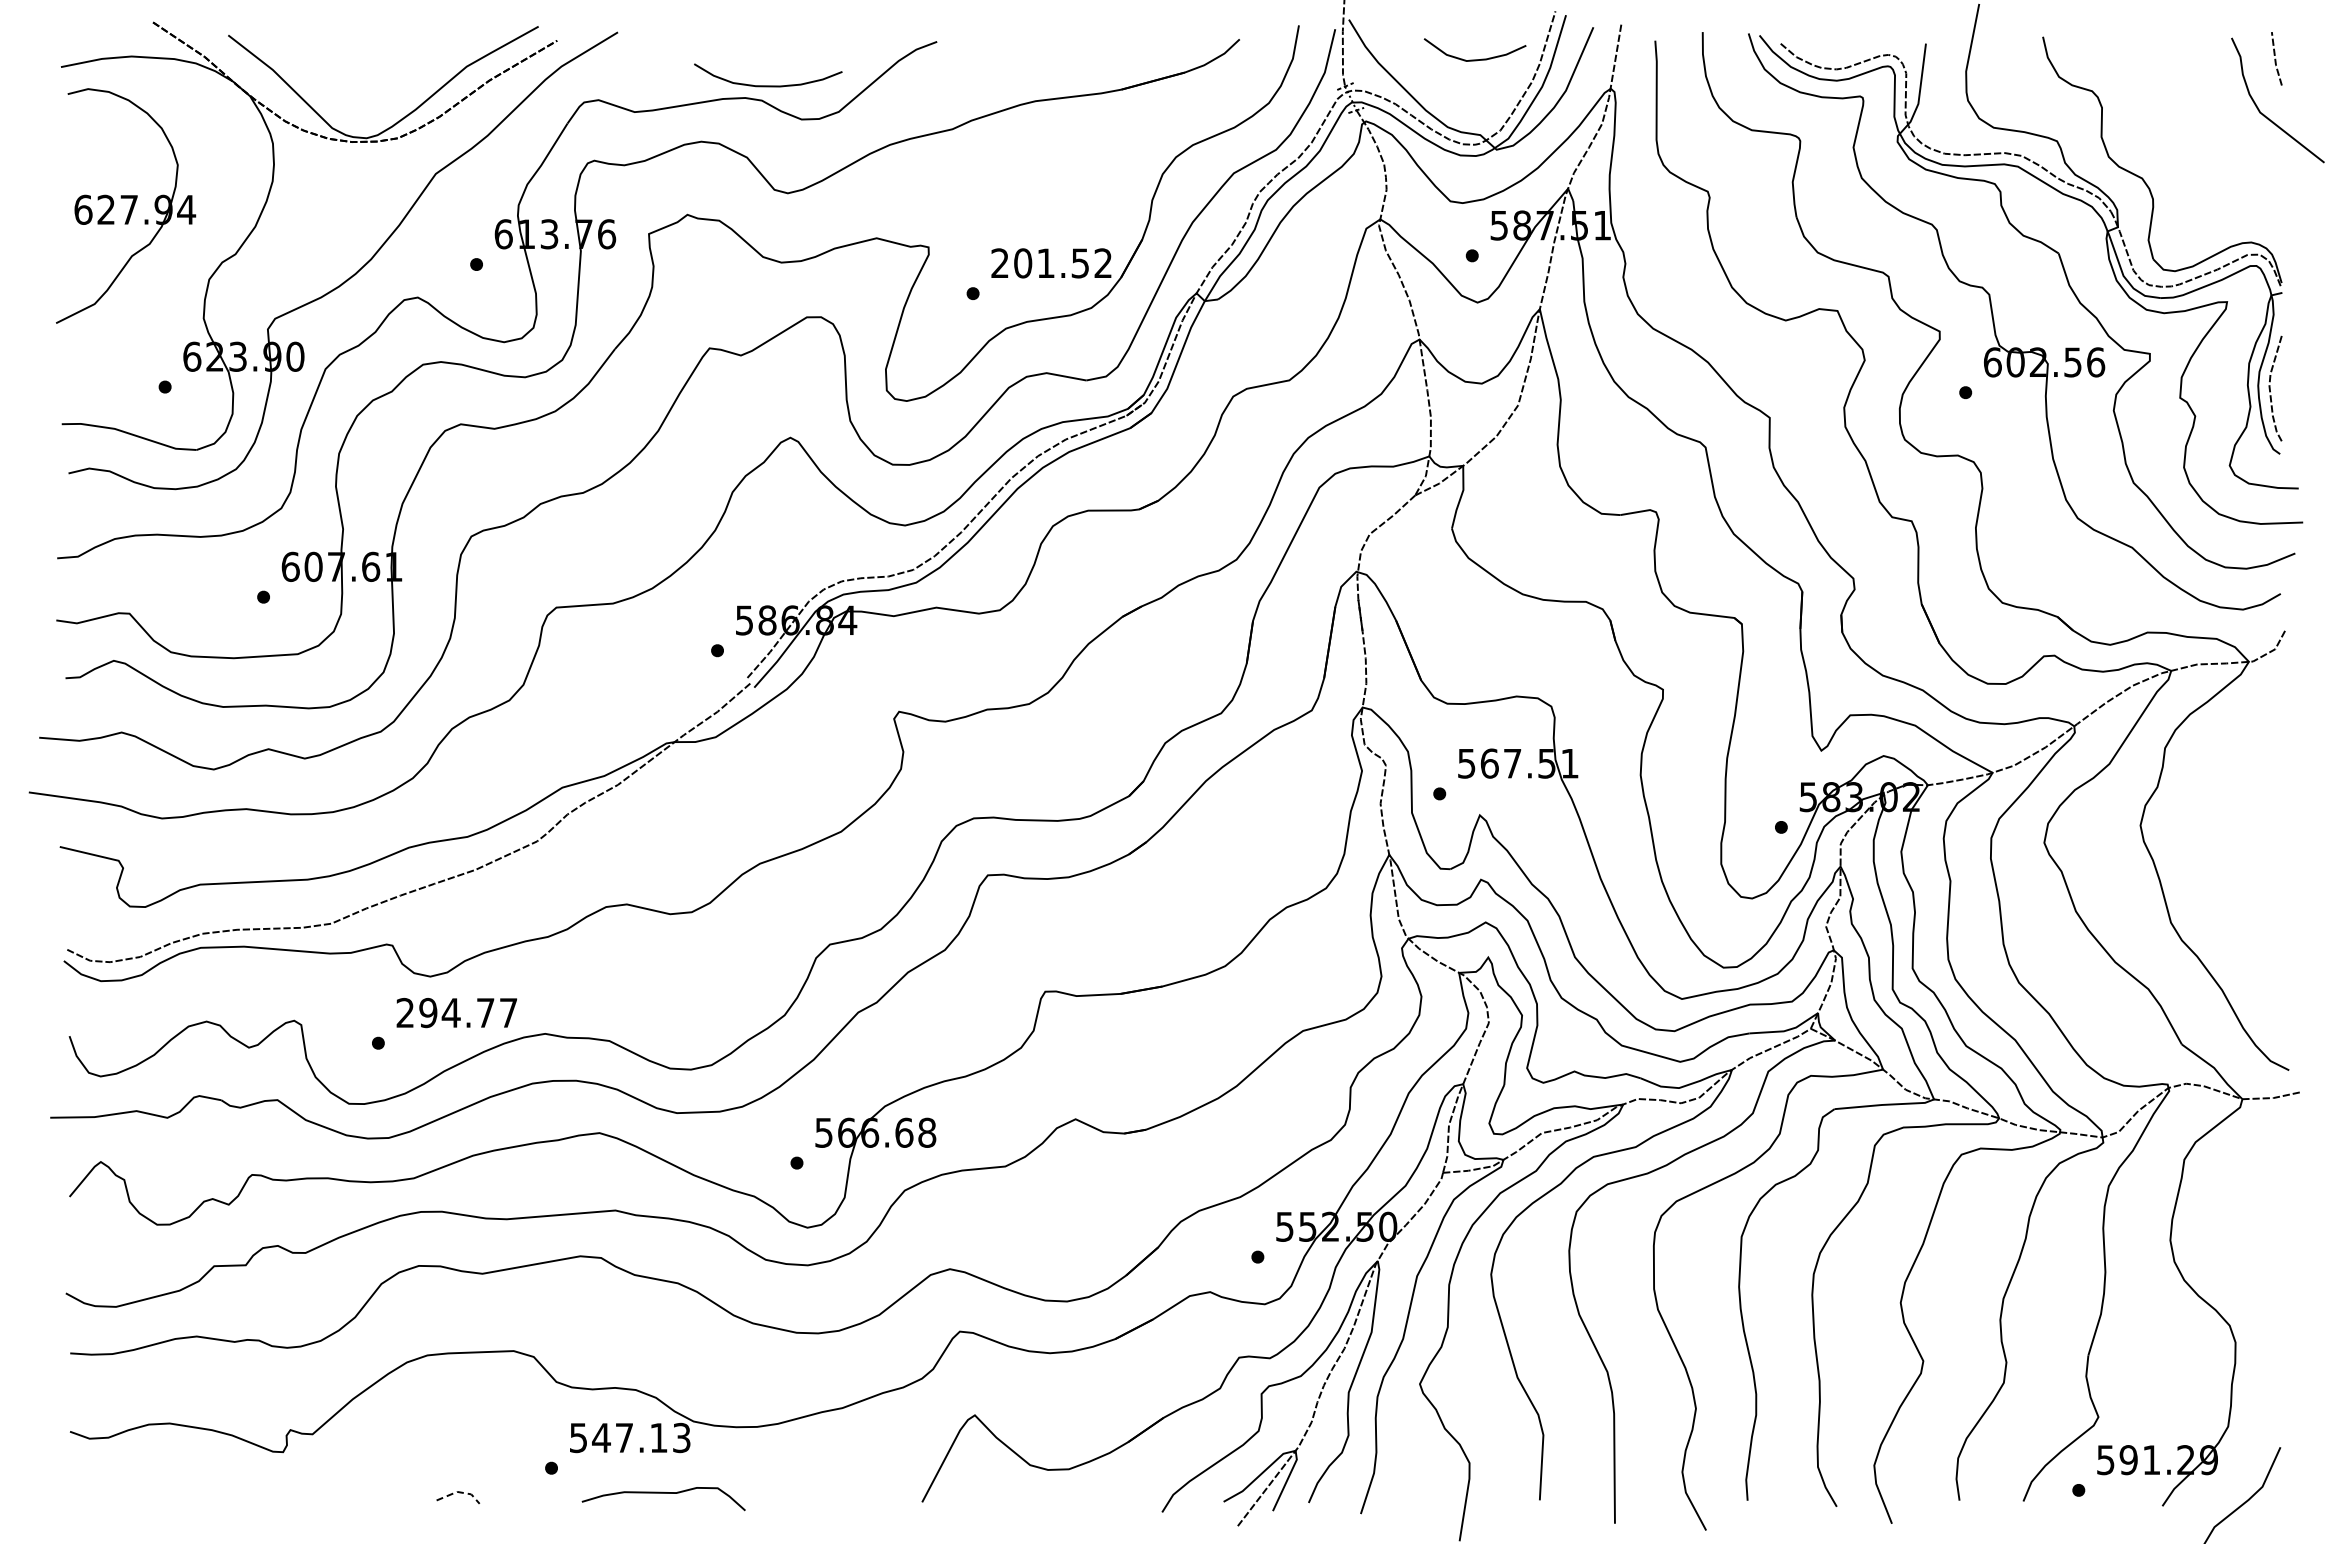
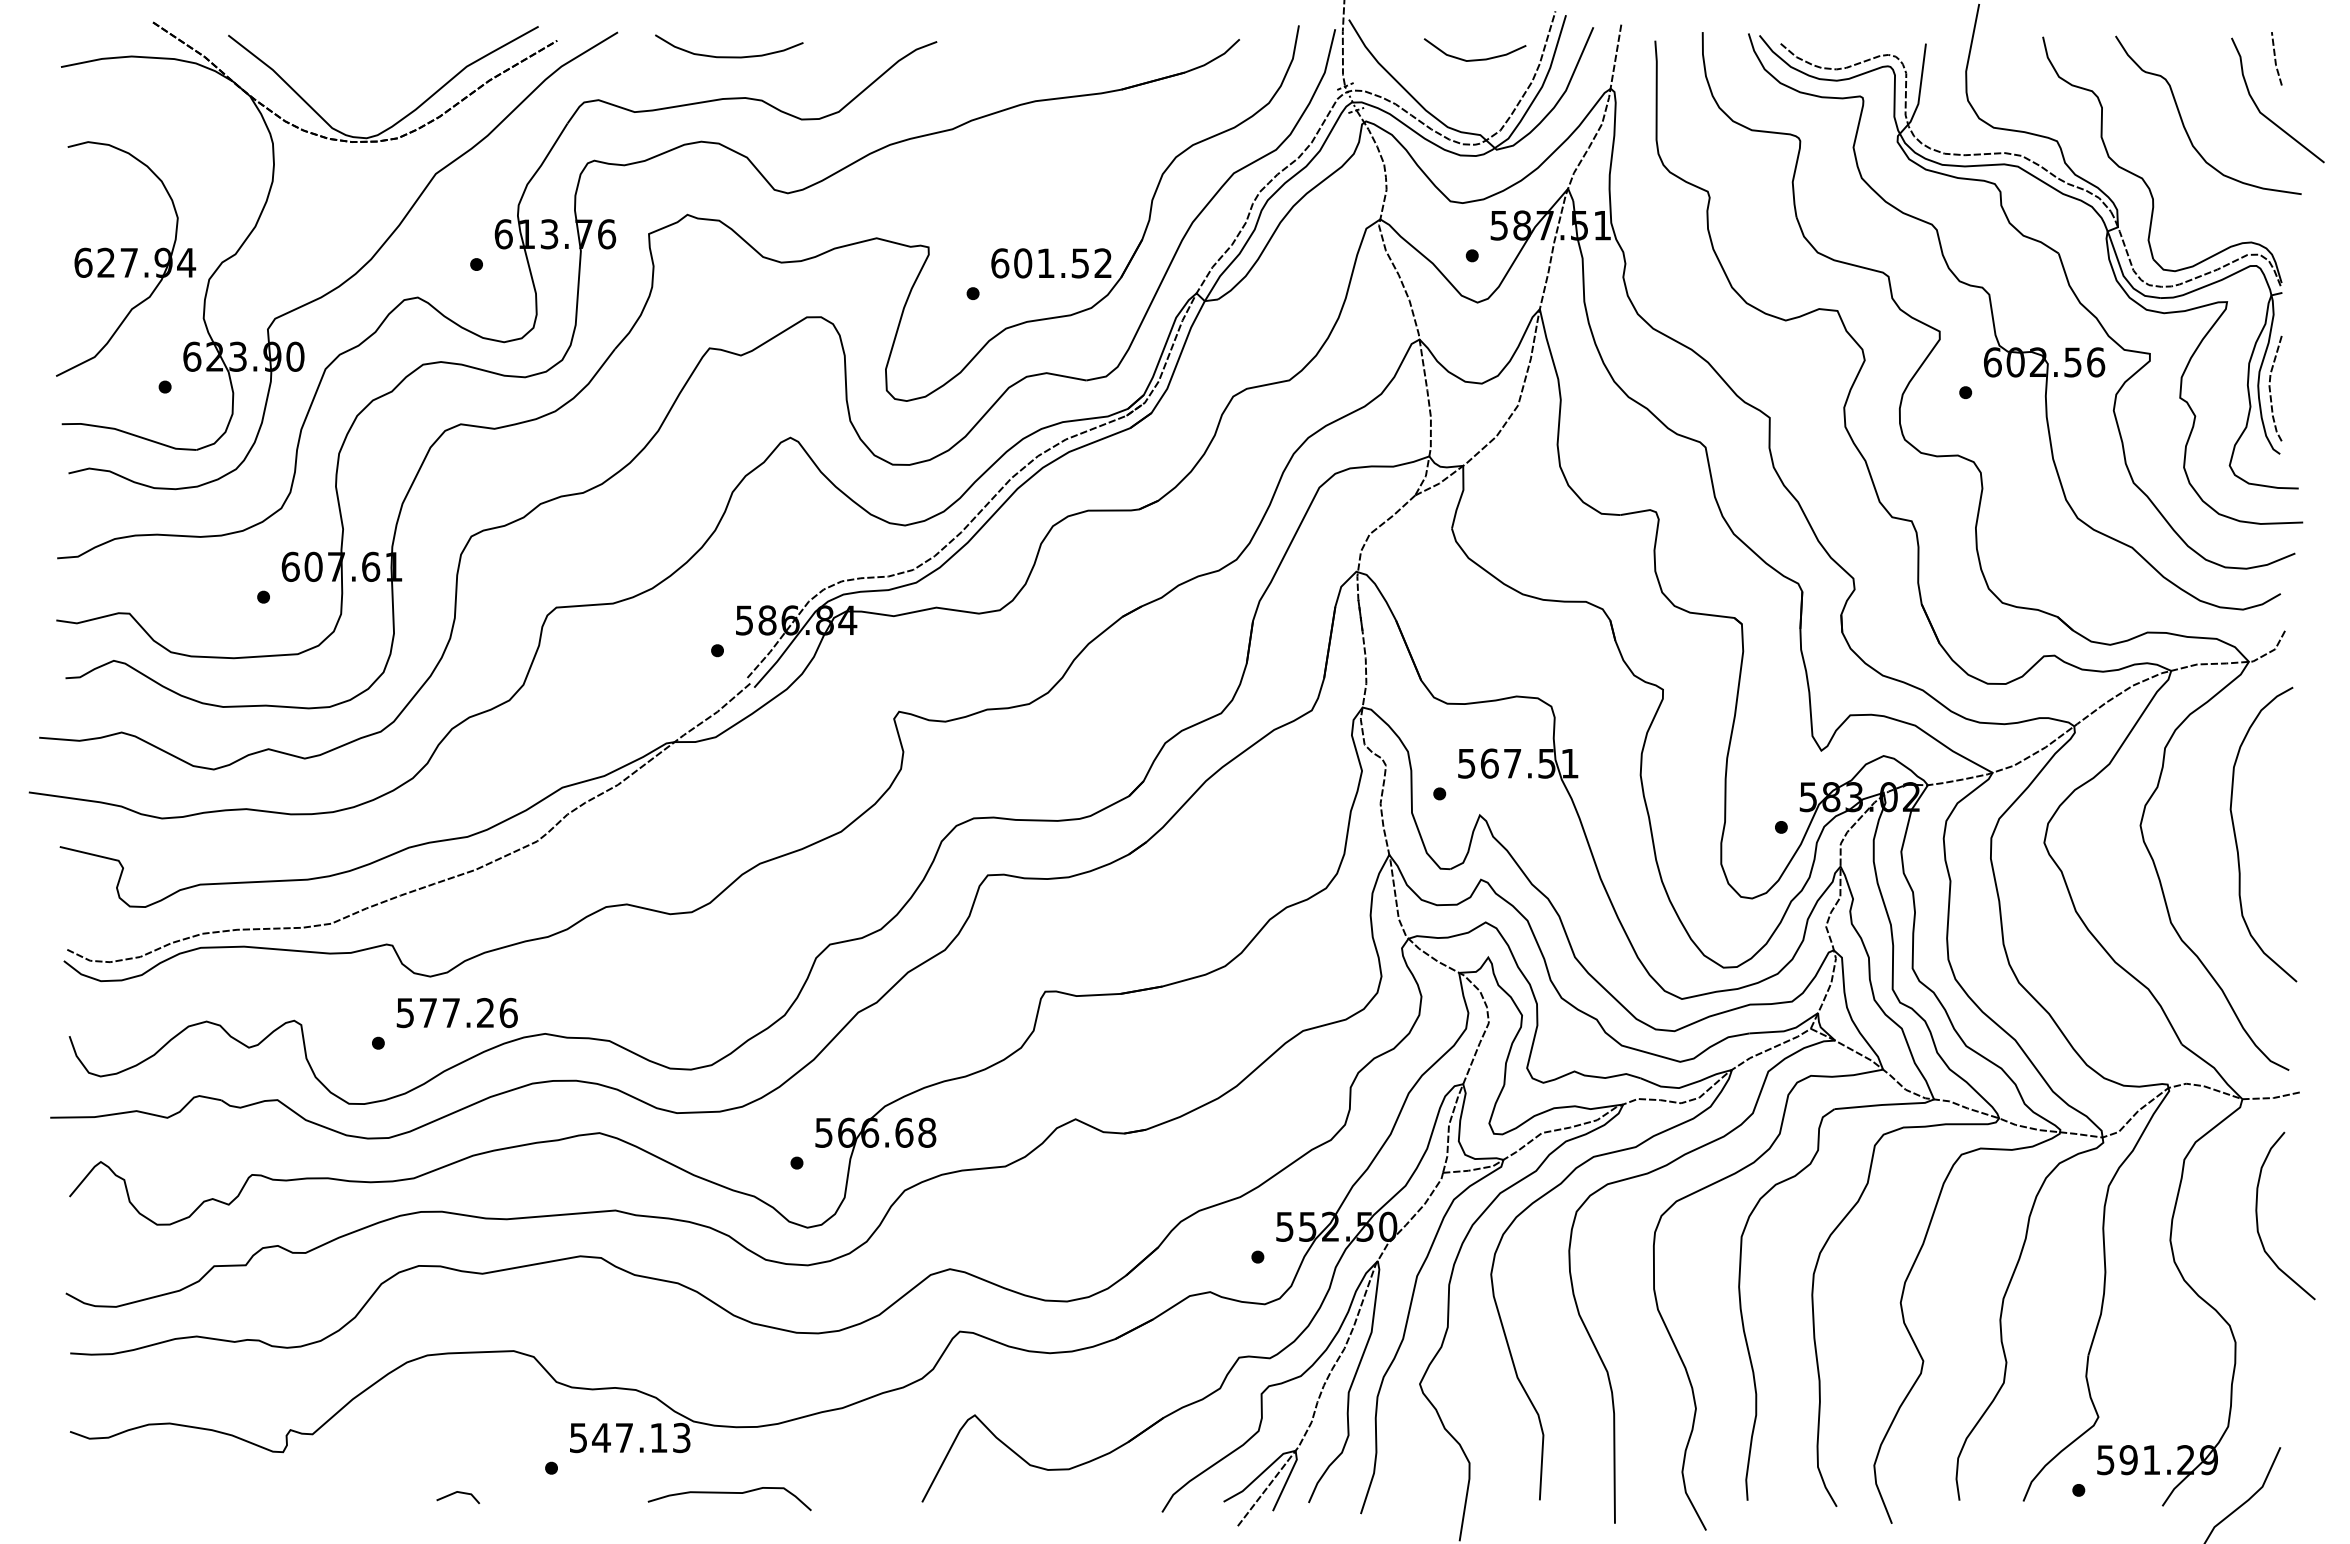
curve position: (768, 85) -> (729, 56) (729, 56)
curve: none -> present (2183, 121)
part position: (126, 205) -> (126, 258) (126, 258)
text: 201.52 -> 601.52 (1000, 263)
curve: none -> present (2236, 836)
text: 294.77 -> 577.26 (456, 1012)
curve: none -> present (2258, 1222)
line: dashed -> solid (460, 1492)
curve position: (663, 1493) -> (729, 1493) (729, 1493)
